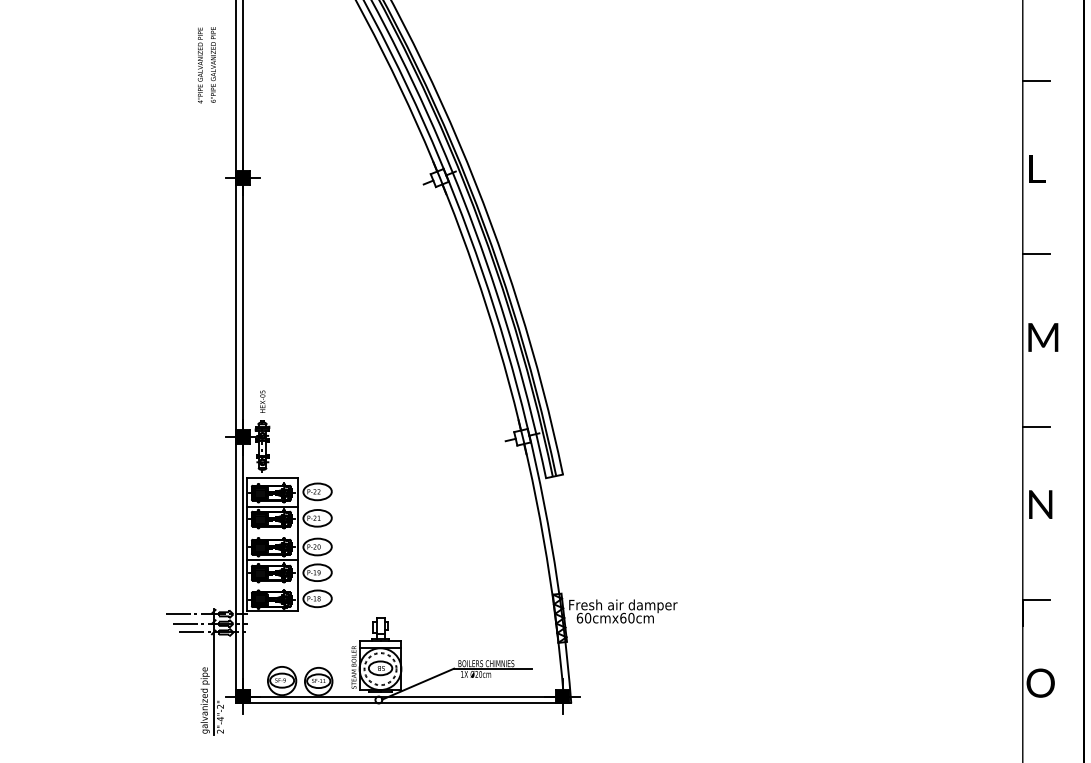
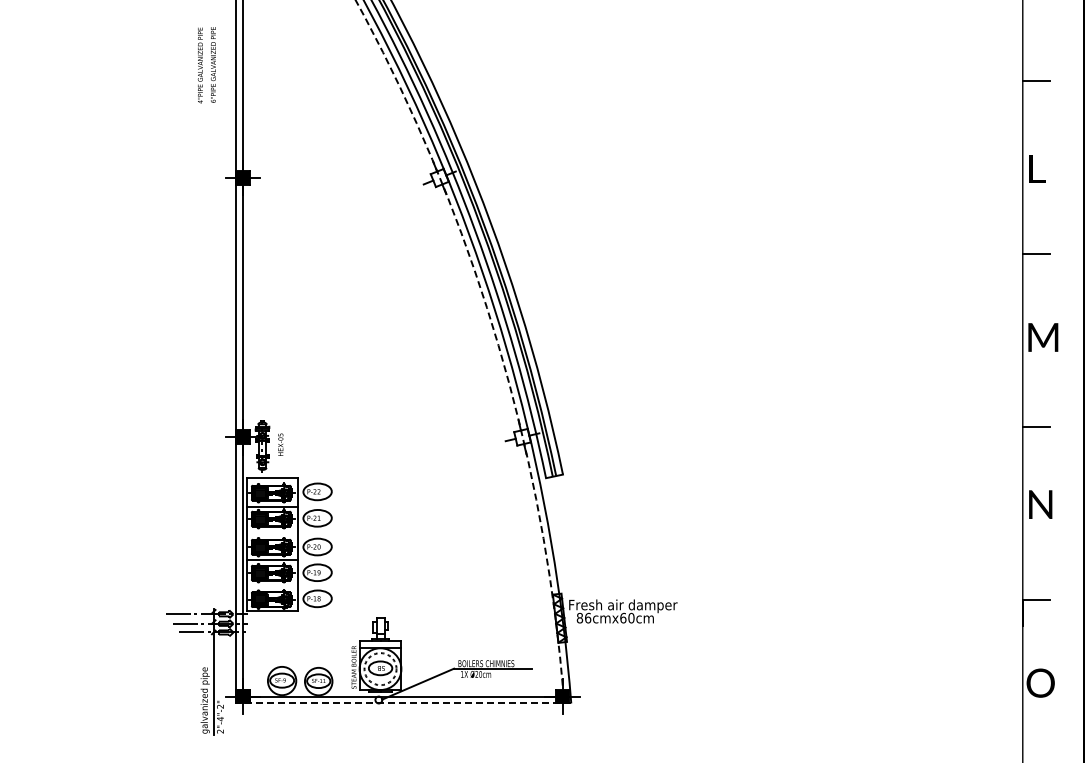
arc: solid -> dashed (495, 336)
text position: (262, 401) -> (280, 444) (280, 444)
text: 60cmx60cm -> 86cmx60cm (583, 617)
line: solid -> dashed (403, 703)
